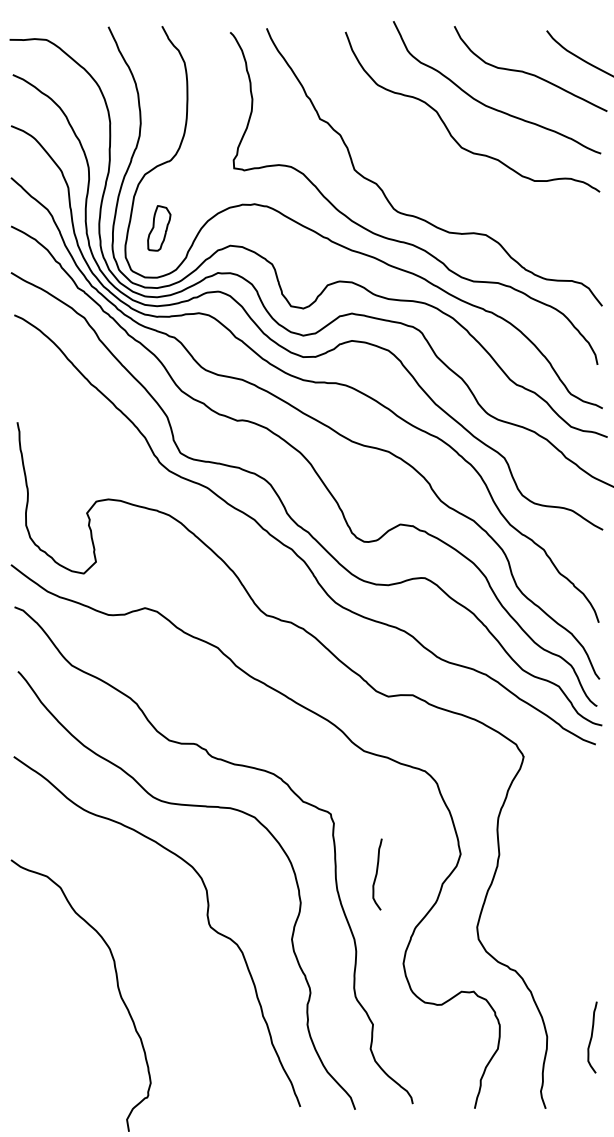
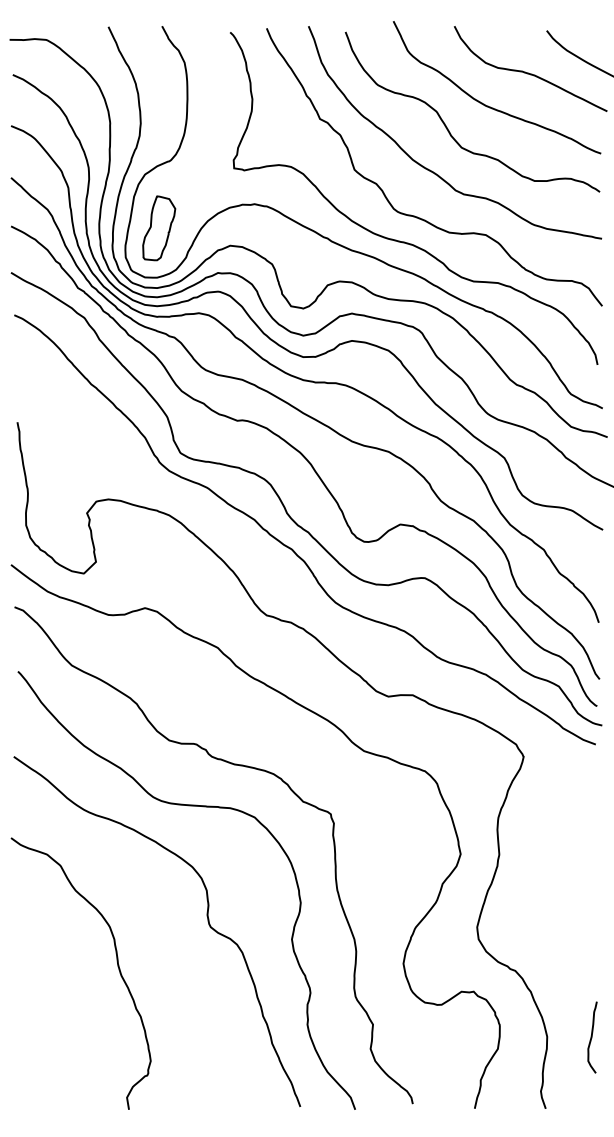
curve: none -> present (430, 169)
part size: 25x47 px -> 35x67 px (159, 228)
curve: present -> none (377, 874)
curve position: (117, 988) -> (117, 966) (117, 966)
